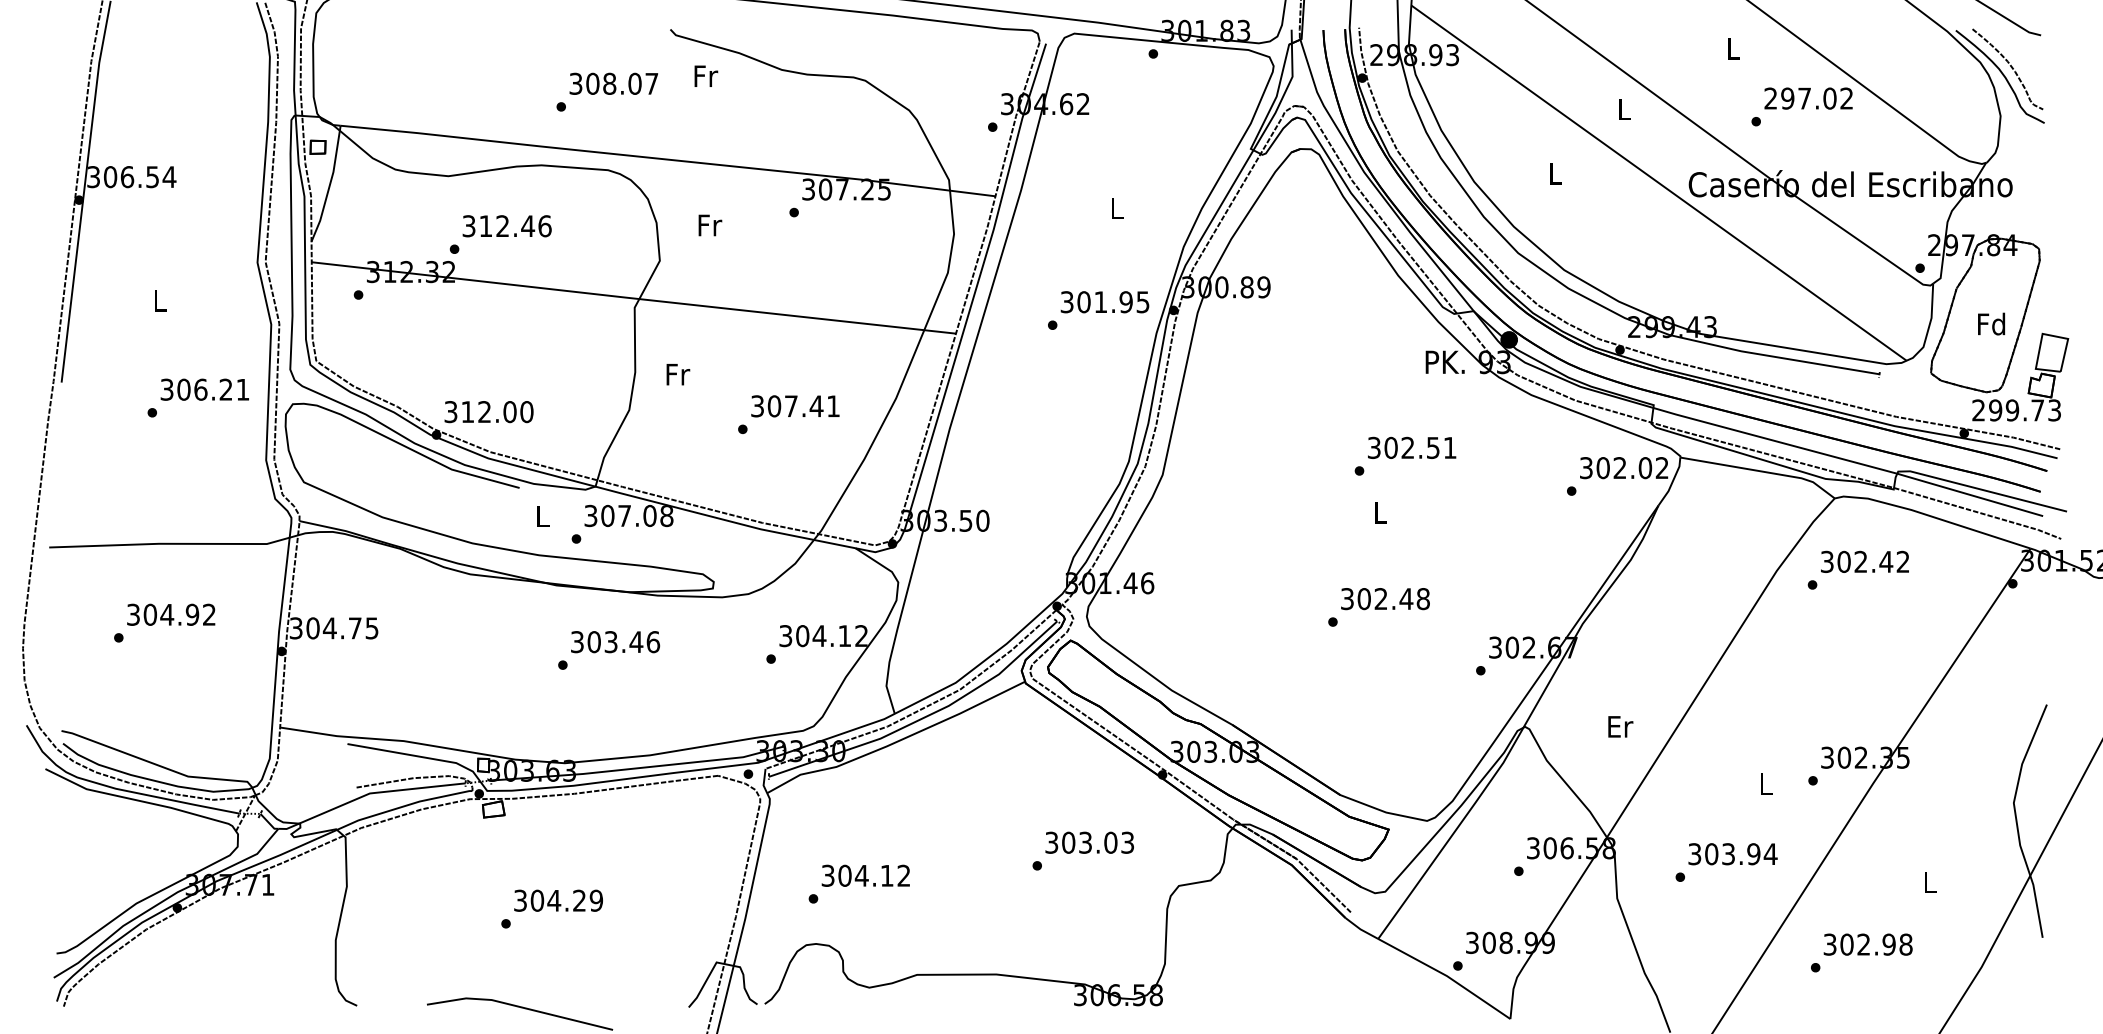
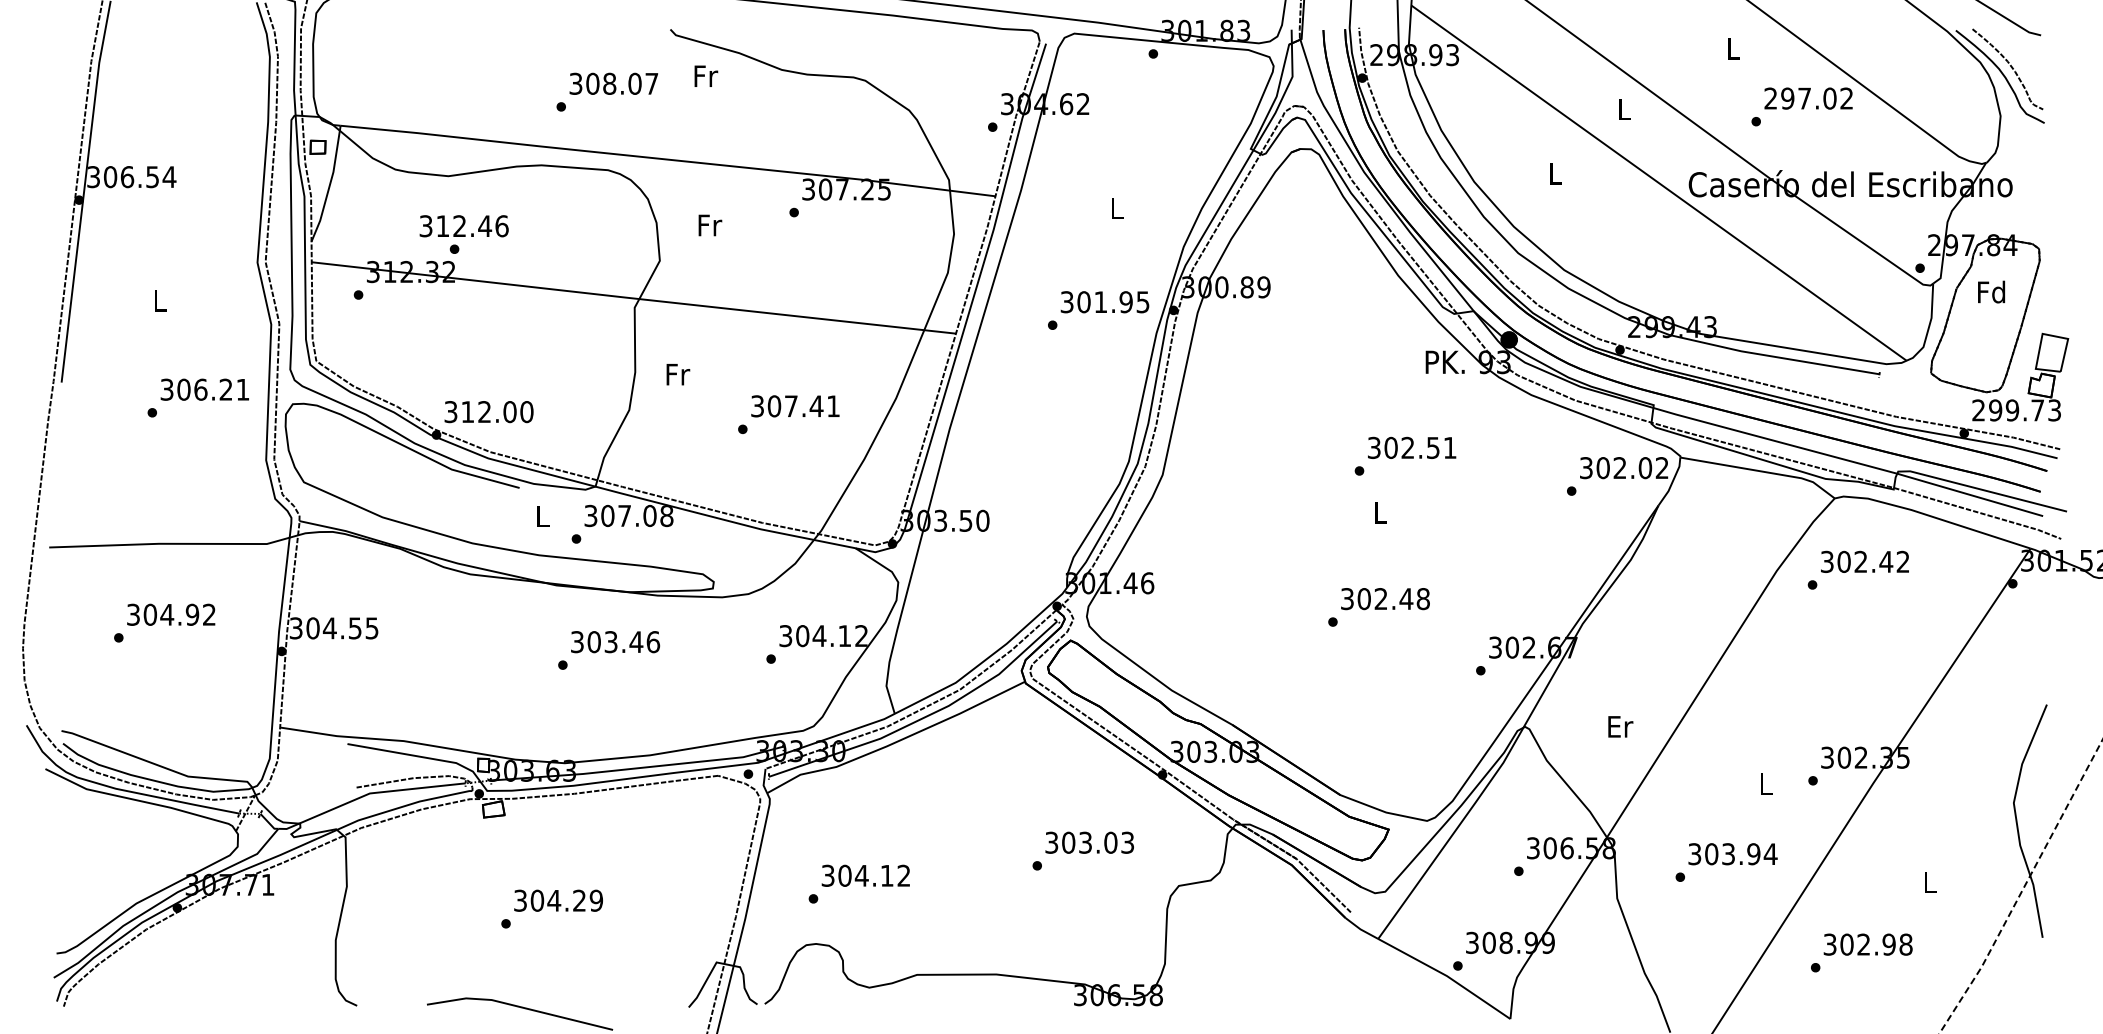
text position: (506, 226) -> (463, 226) (463, 226)
text position: (1991, 323) -> (1991, 291) (1991, 291)
text: 304.75 -> 304.55 (355, 628)
line: solid -> dashed (2023, 888)
